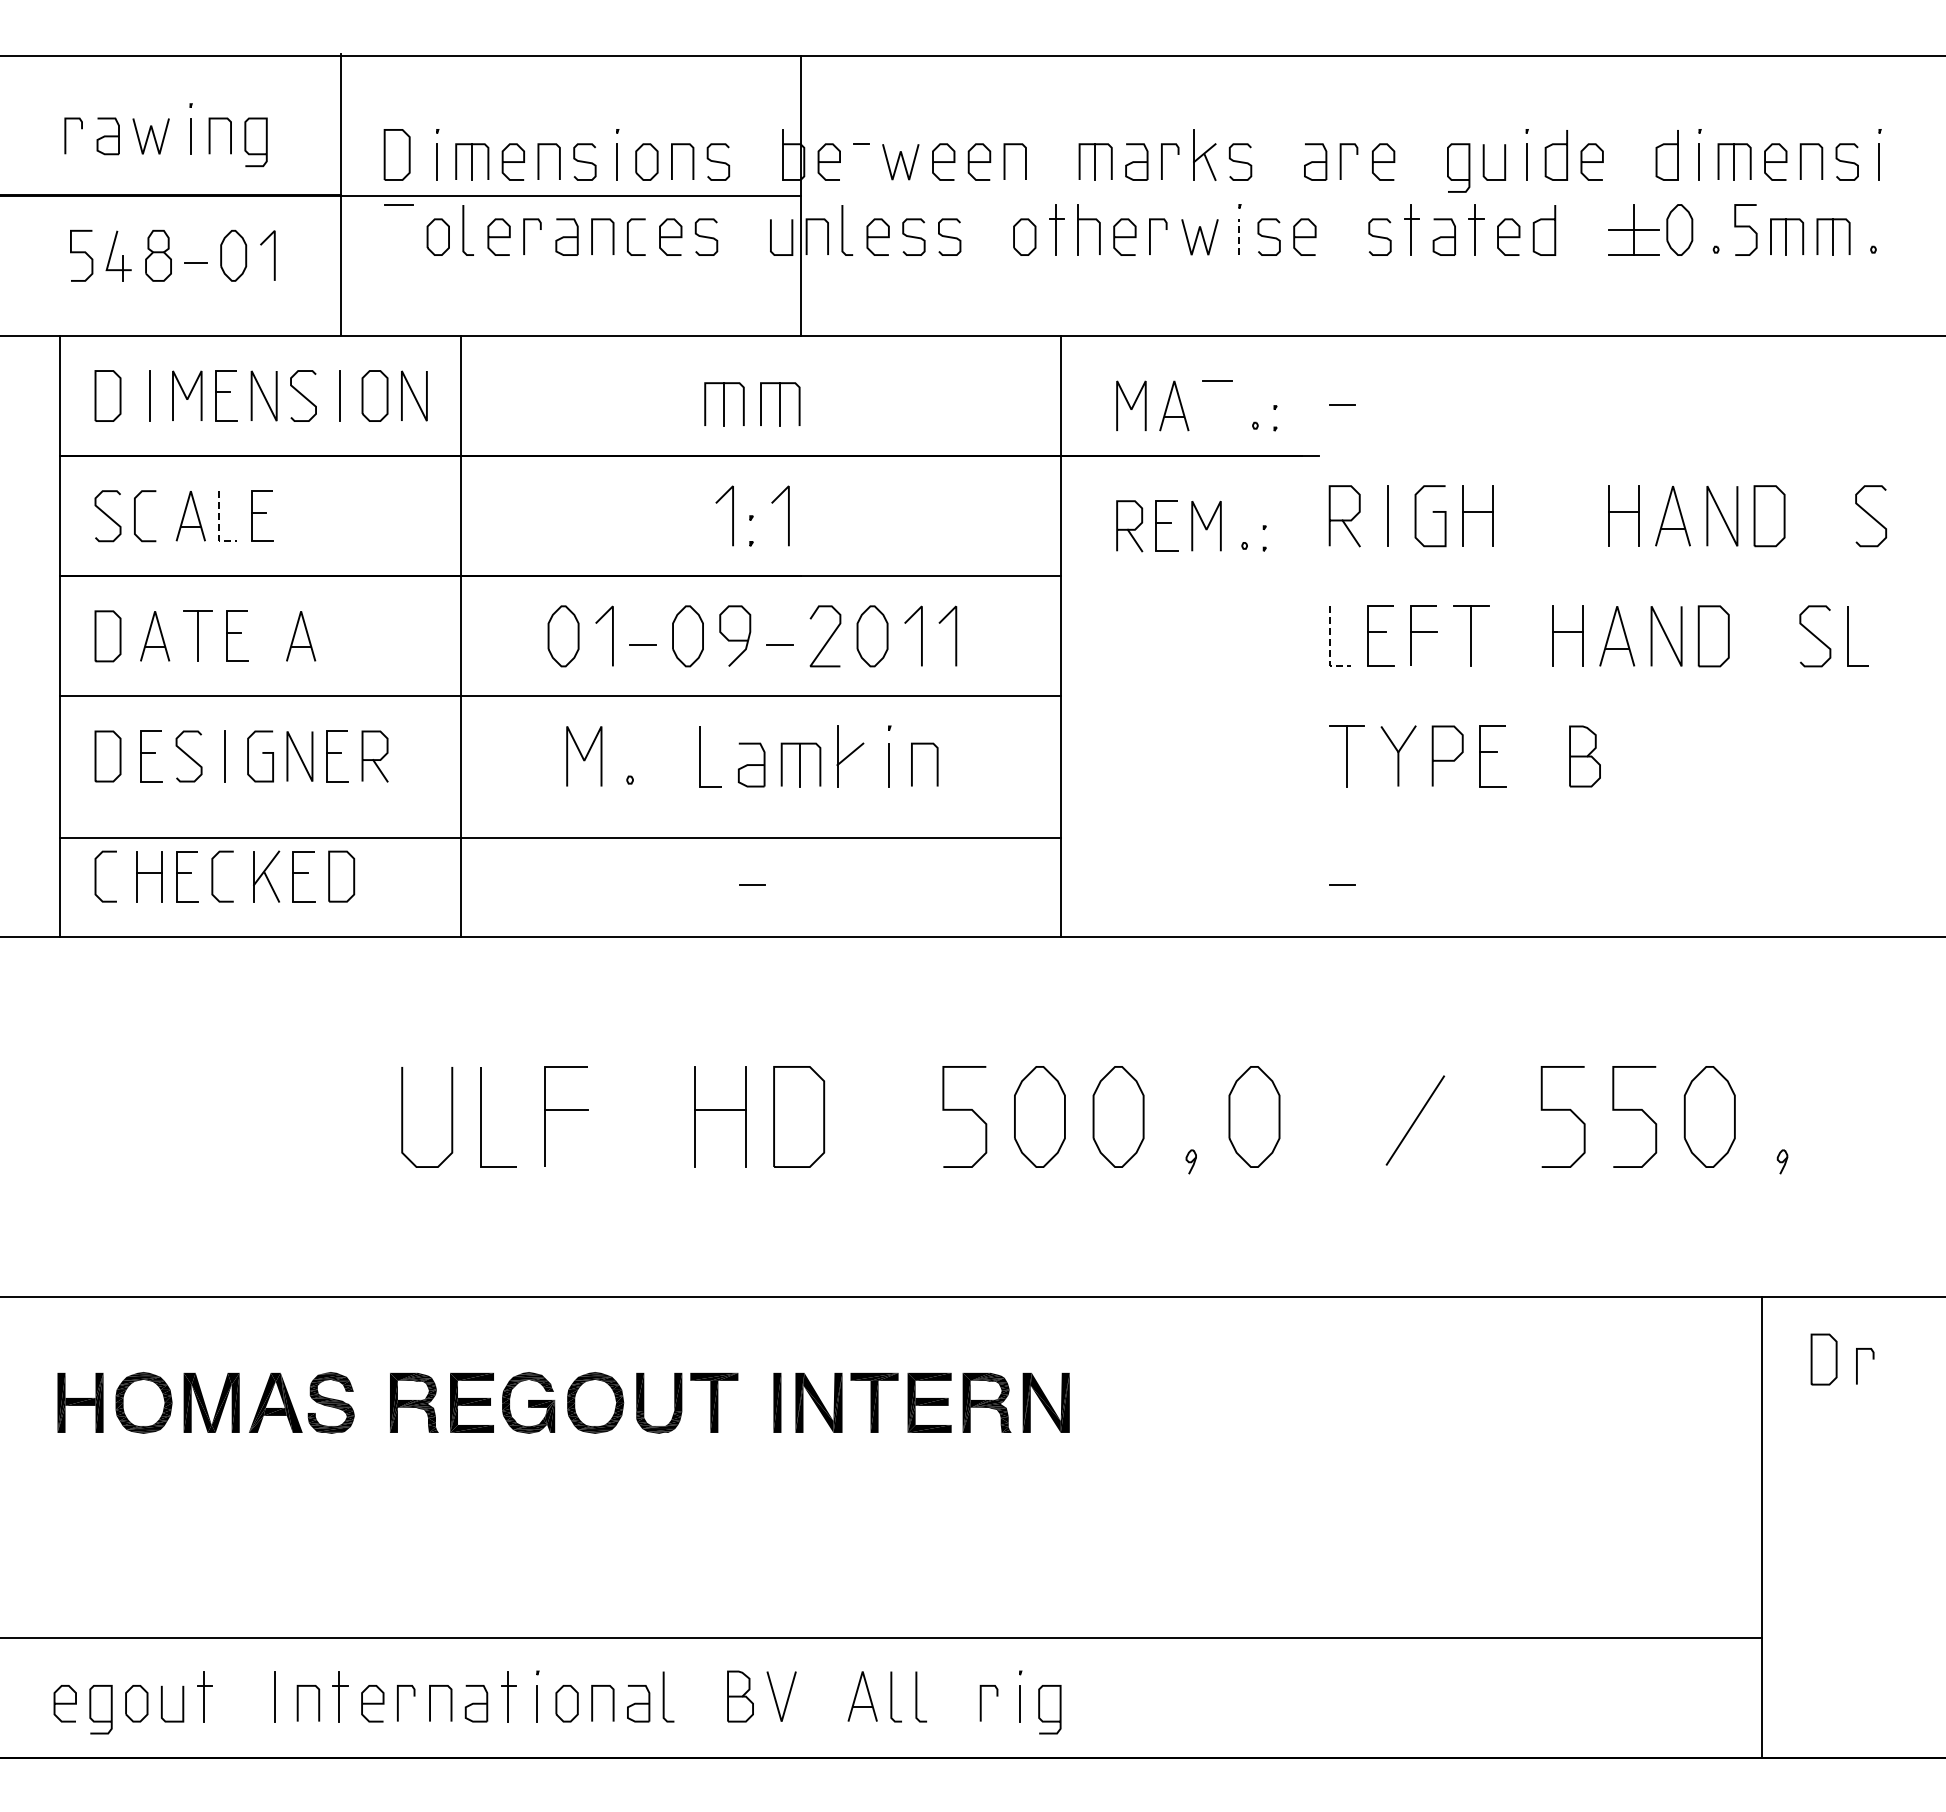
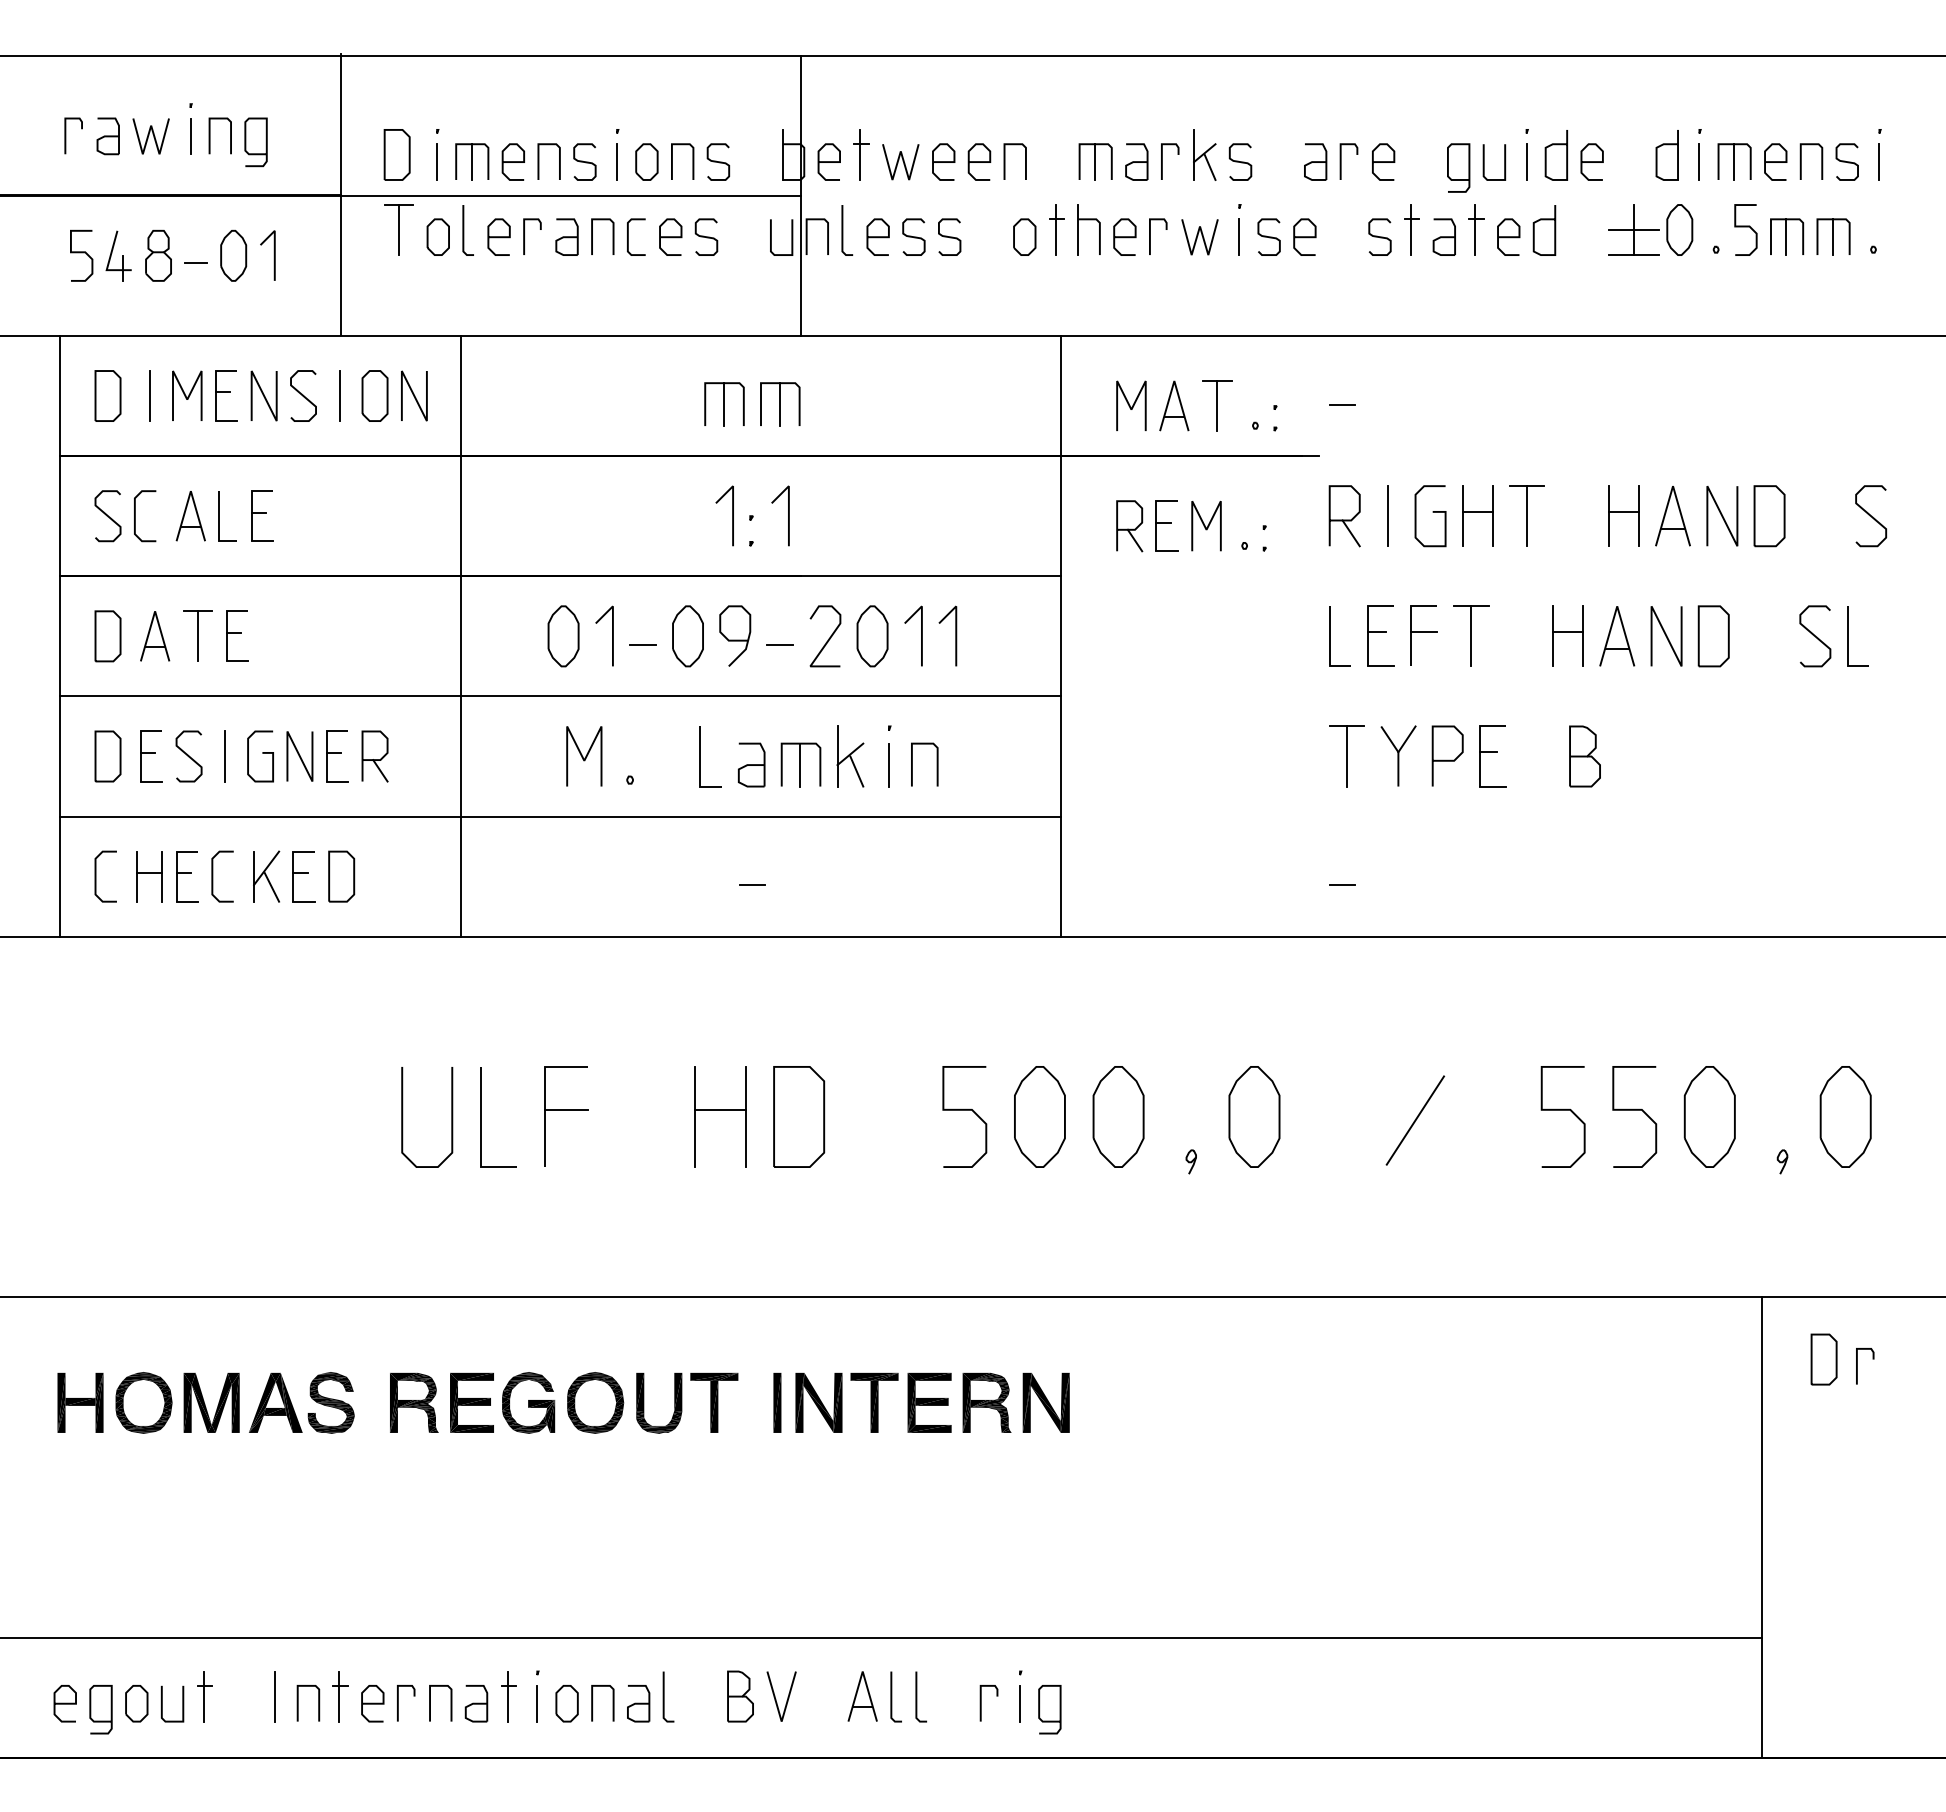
line: none -> present (860, 154)
line: none -> present (398, 230)
line: dashed -> solid (1239, 237)
line: none -> present (1217, 406)
part: none -> present (1526, 515)
line: dashed -> solid (219, 525)
part: present -> none (301, 636)
line: dashed -> solid (1329, 647)
line: none -> present (856, 771)
line position: (560, 837) -> (560, 816) (560, 816)
part: none -> present (1845, 1116)
